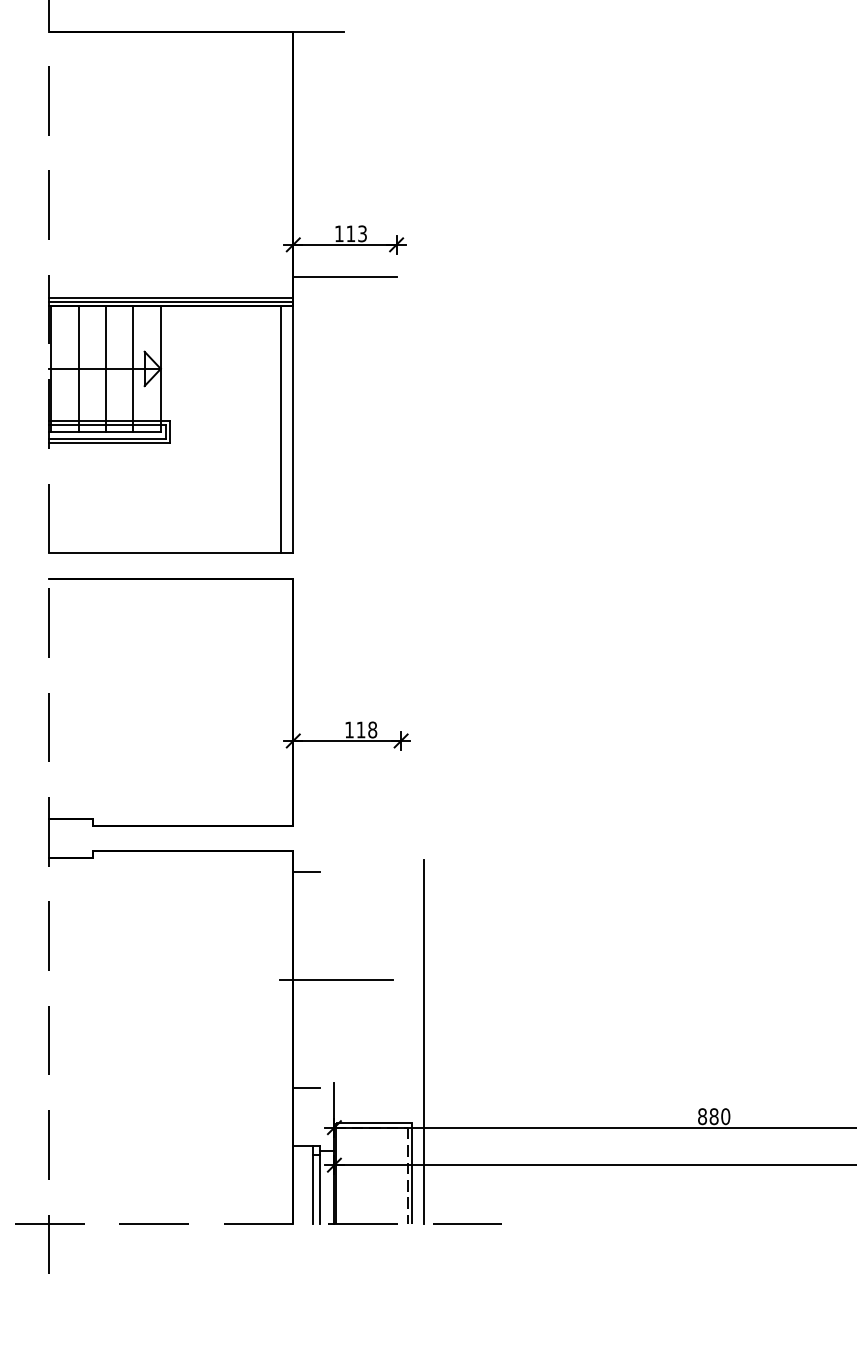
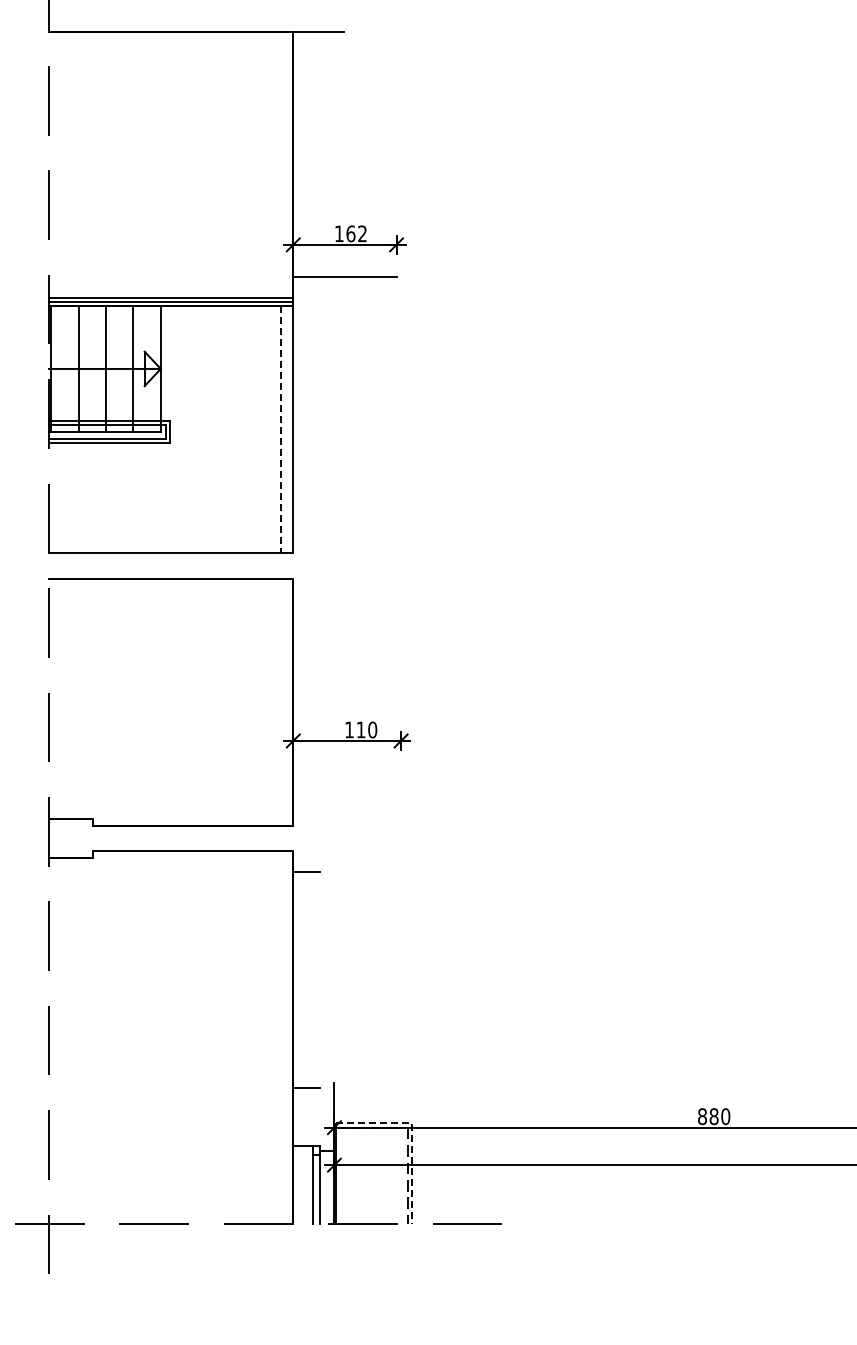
text: 113 -> 162 (356, 233)
line: solid -> dashed (281, 429)
text: 118 -> 110 (372, 729)
line: present -> none (336, 980)
line: present -> none (423, 1042)
line: solid -> dashed (412, 1136)
